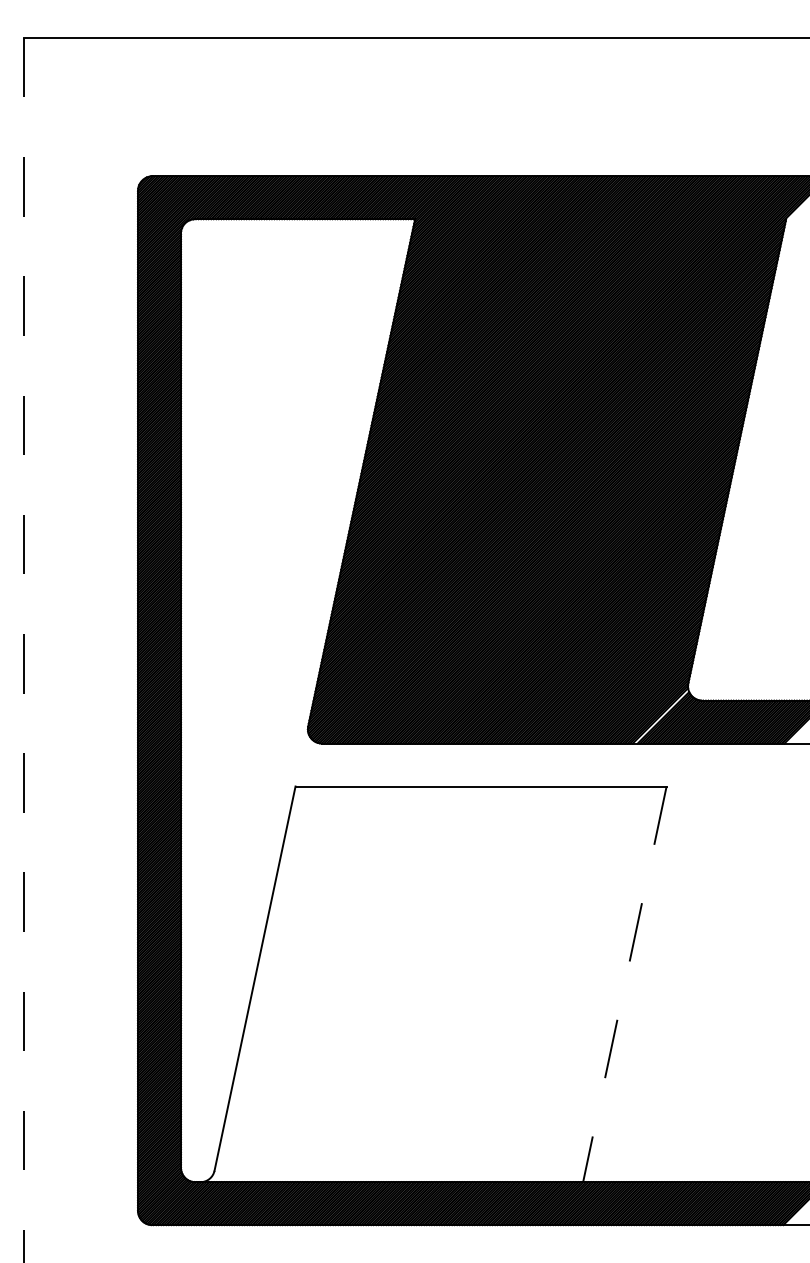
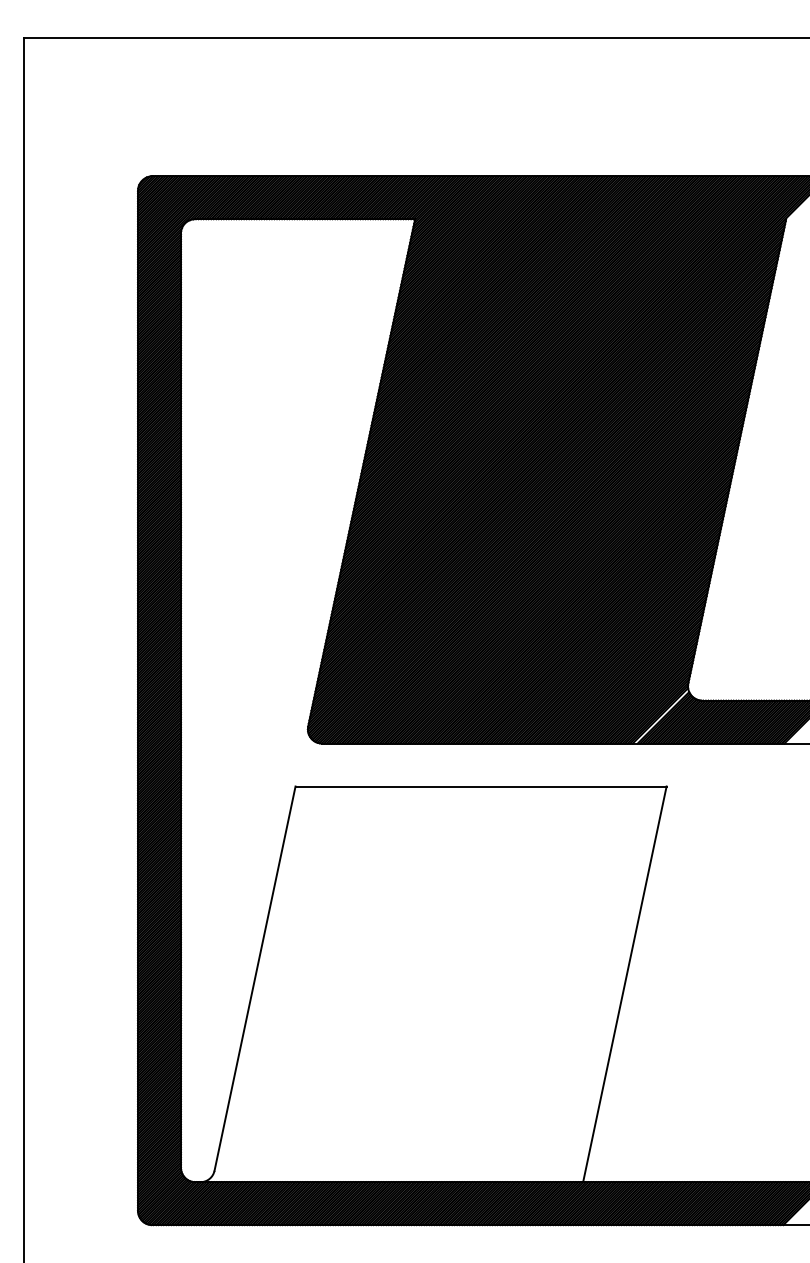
line: dashed -> solid (24, 650)
line: dashed -> solid (624, 984)
